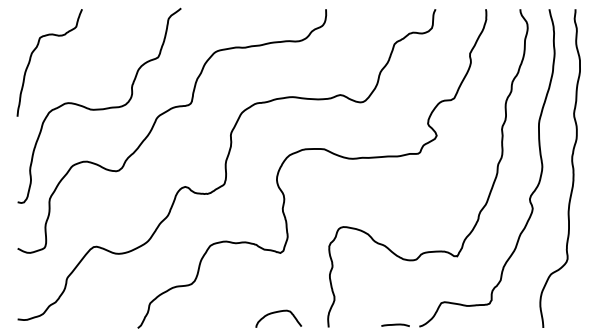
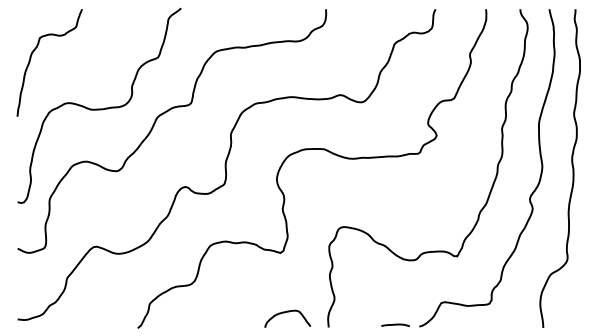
curve position: (275, 313) -> (284, 313) (284, 313)
